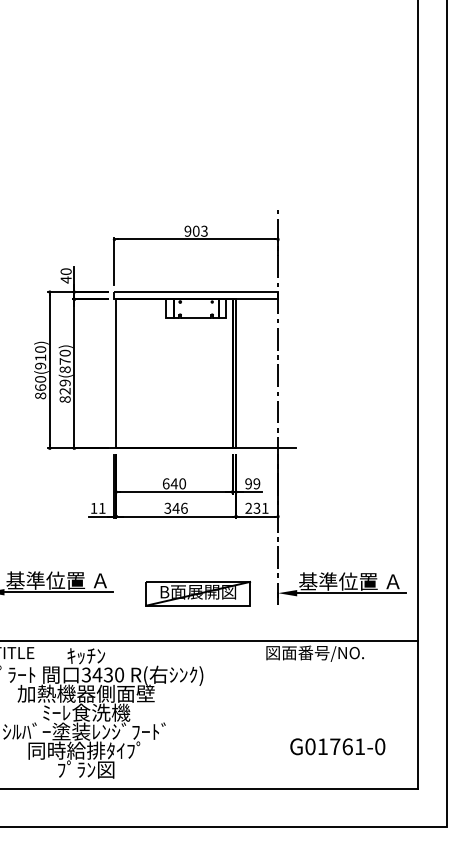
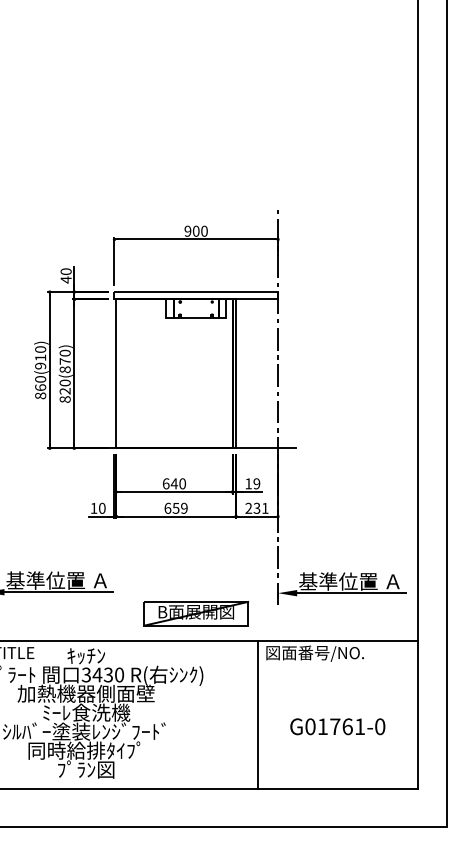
text: 903 -> 900 (204, 230)
text: 829(870) -> 820(870) (64, 382)
text: 99 -> 19 (248, 483)
text: 11 -> 10 (102, 507)
text: 346 -> 659 (175, 507)
part position: (198, 593) -> (196, 613) (196, 613)
line: none -> present (257, 714)
text position: (337, 746) -> (337, 726) (337, 726)
